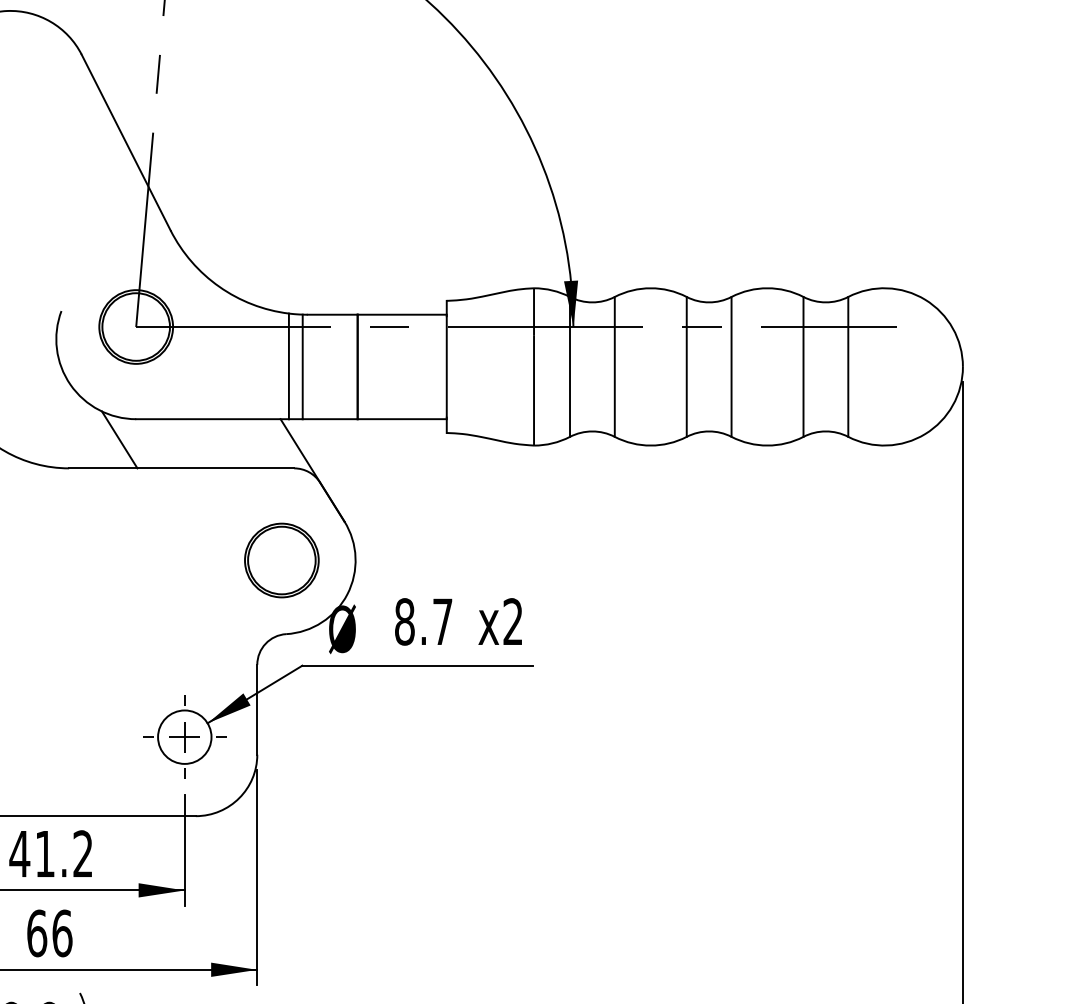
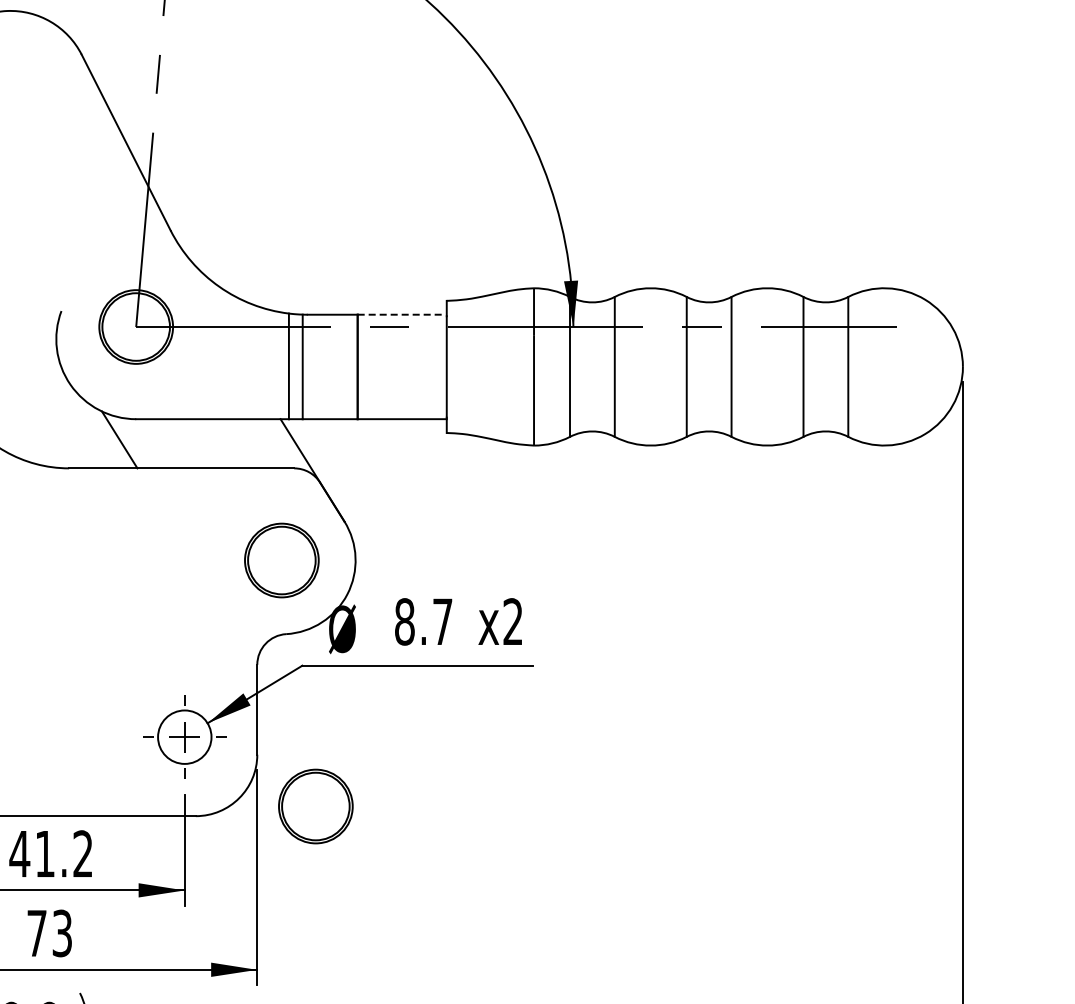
line: solid -> dashed (402, 314)
part: none -> present (315, 806)
text: 66 -> 73 (49, 933)
